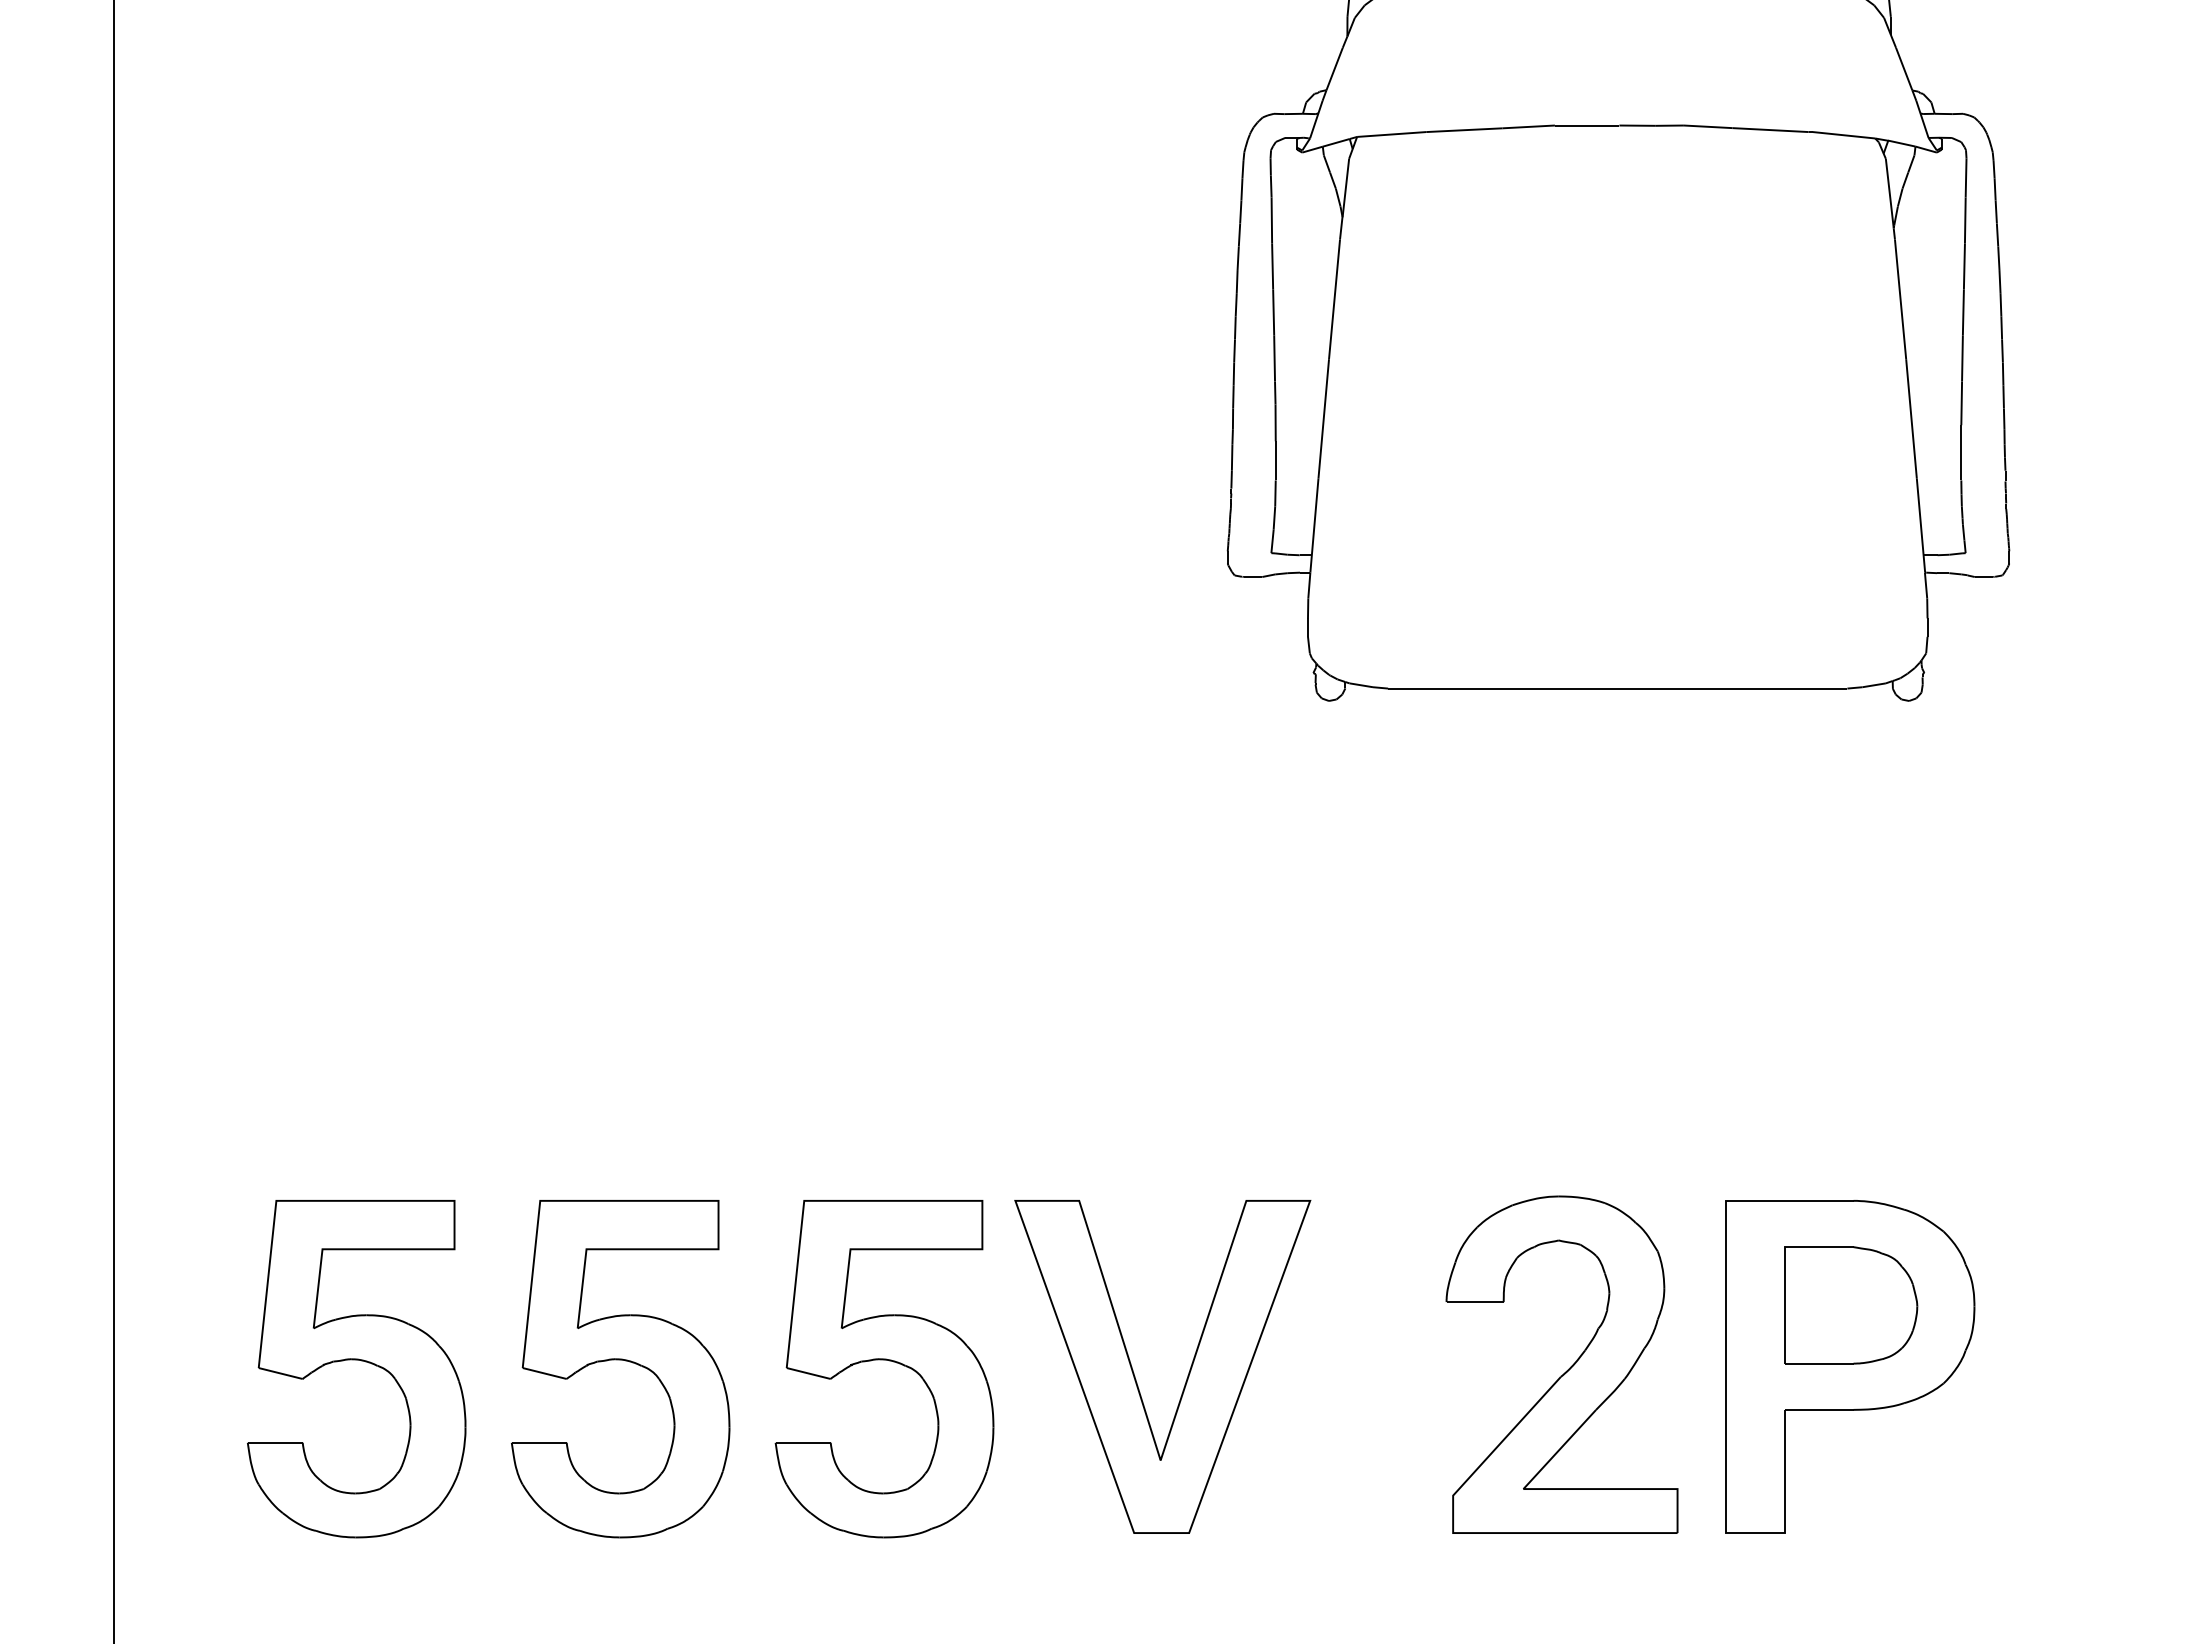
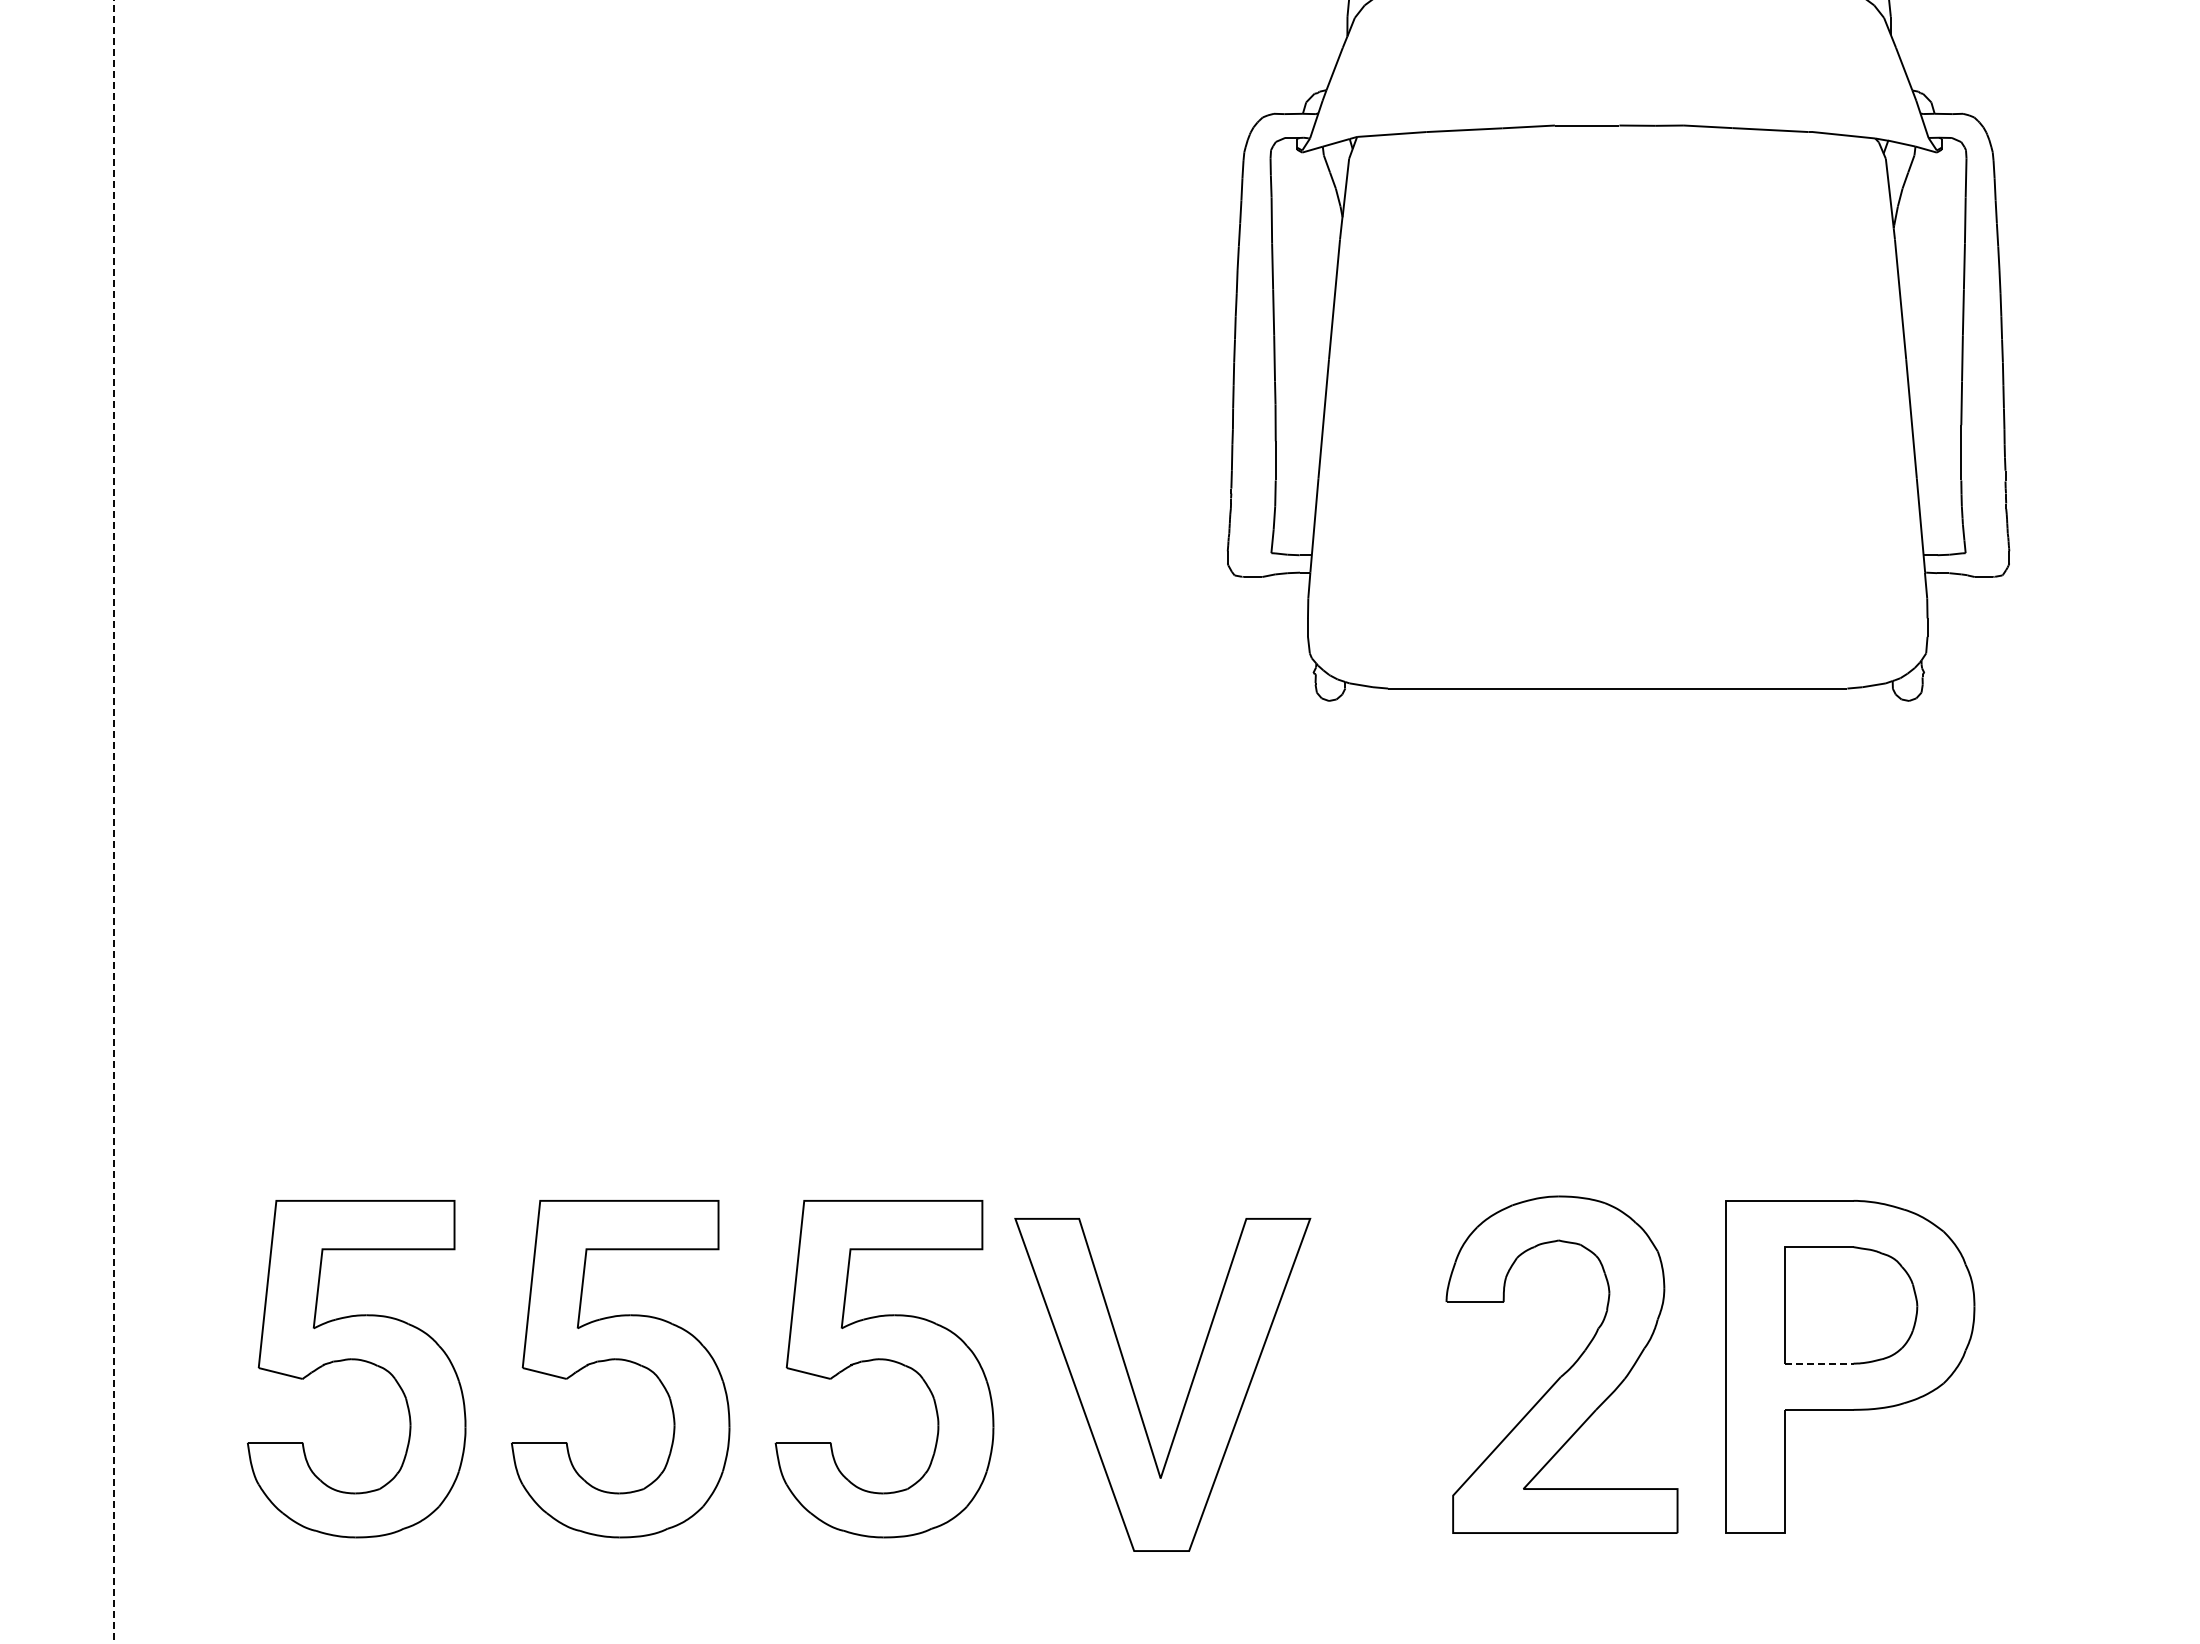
line: solid -> dashed (114, 821)
line: solid -> dashed (1819, 1363)
part position: (1187, 1375) -> (1187, 1393) (1187, 1393)
